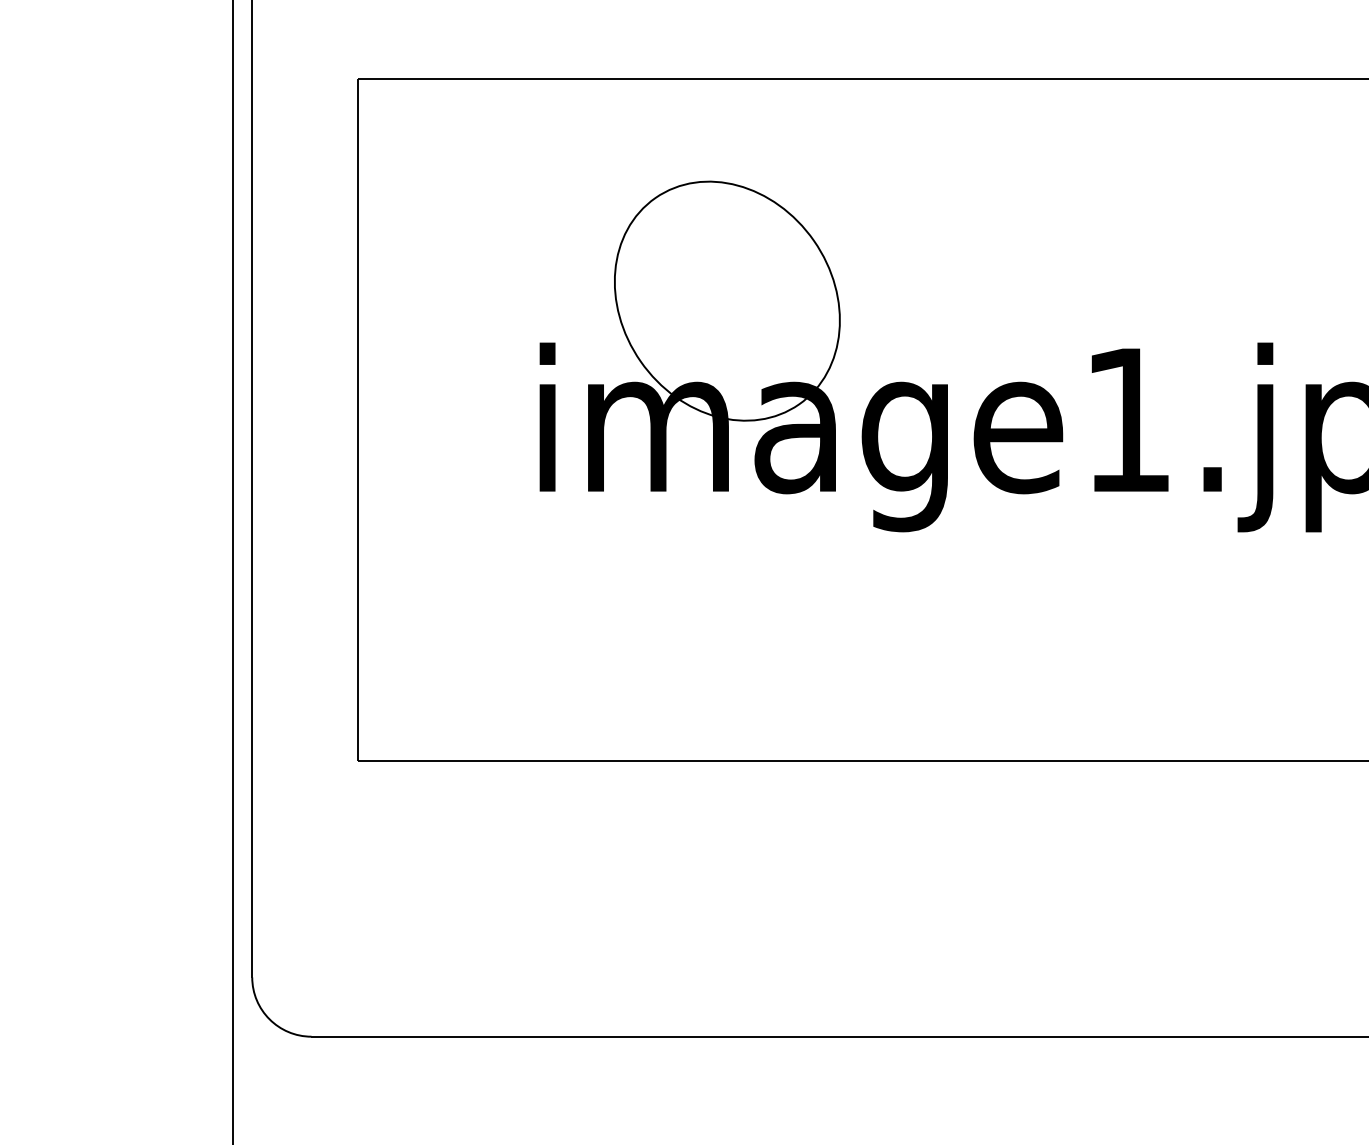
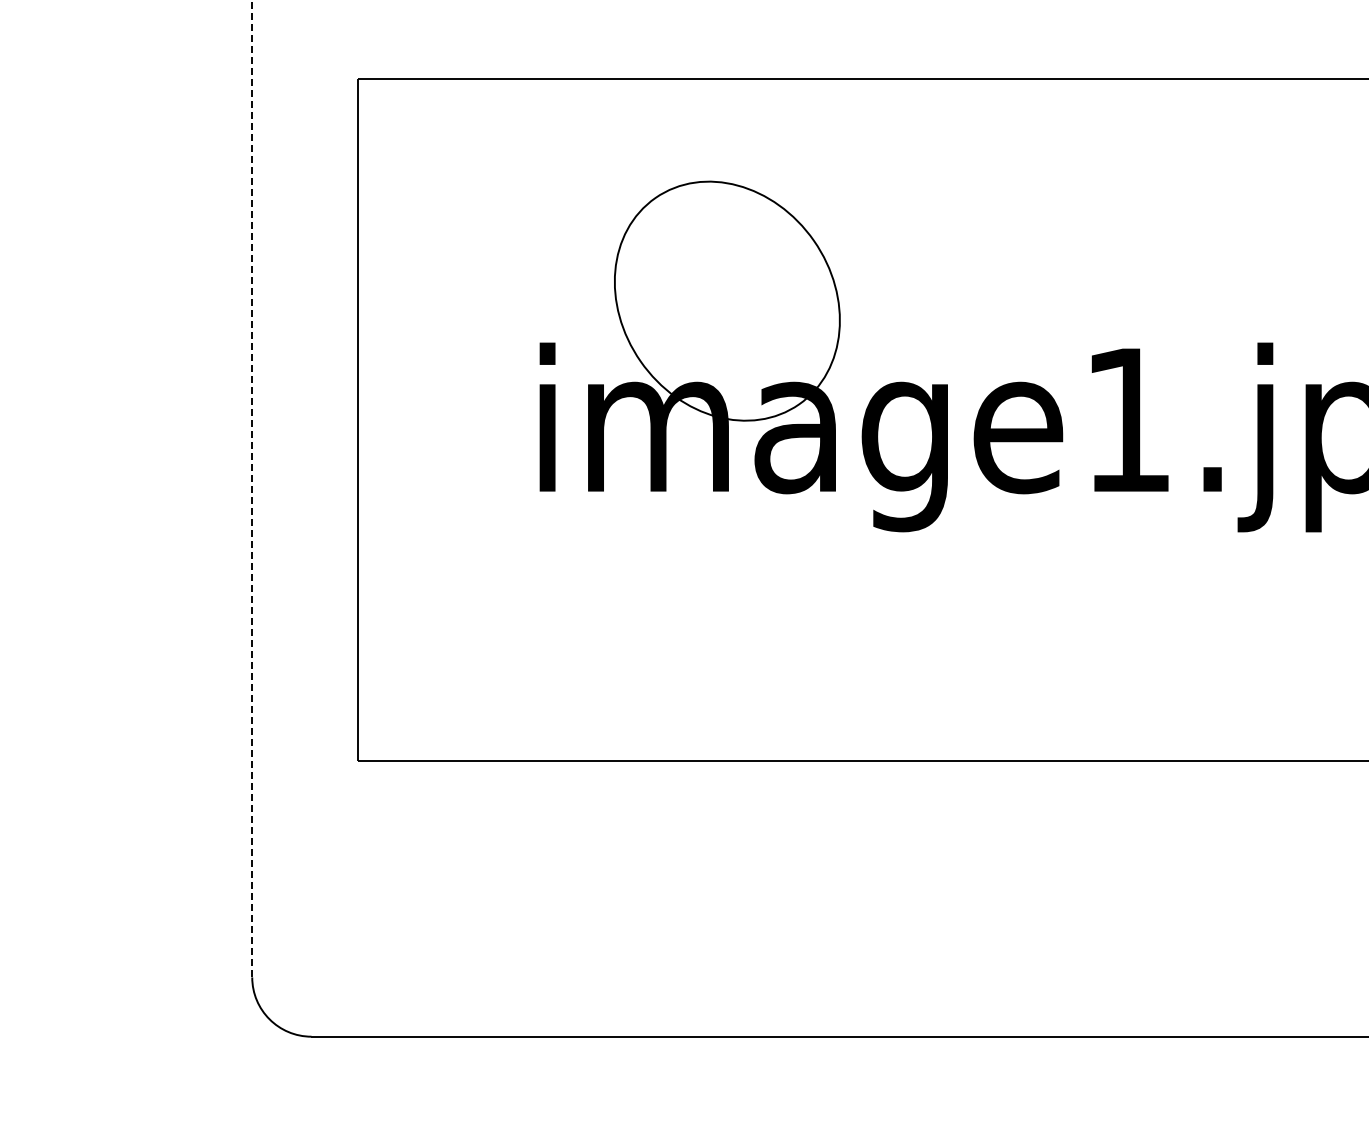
line: solid -> dashed (252, 488)
line: present -> none (233, 571)
